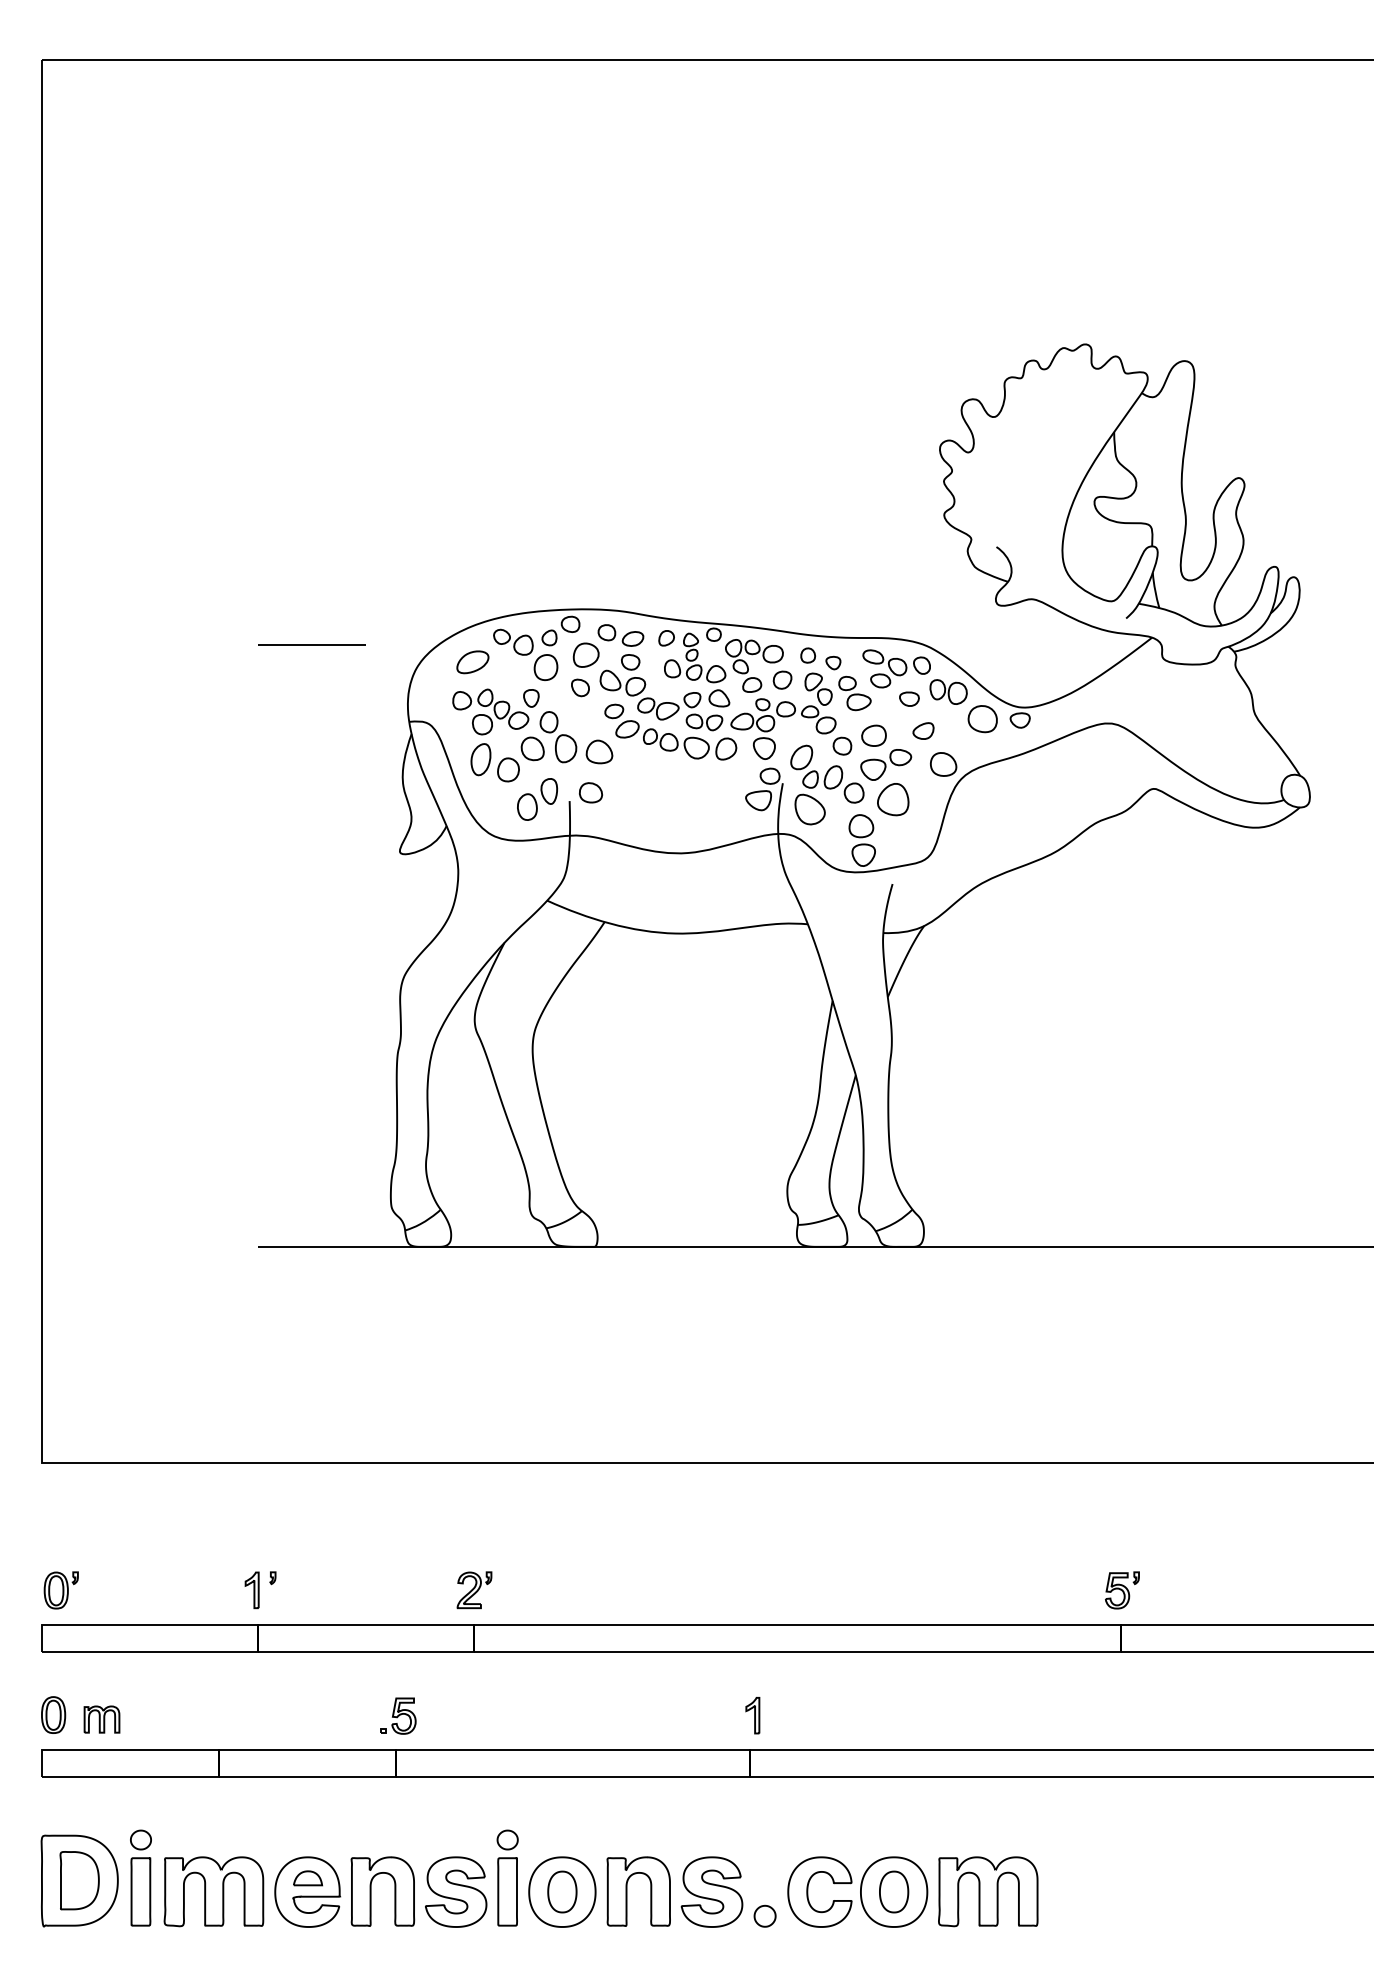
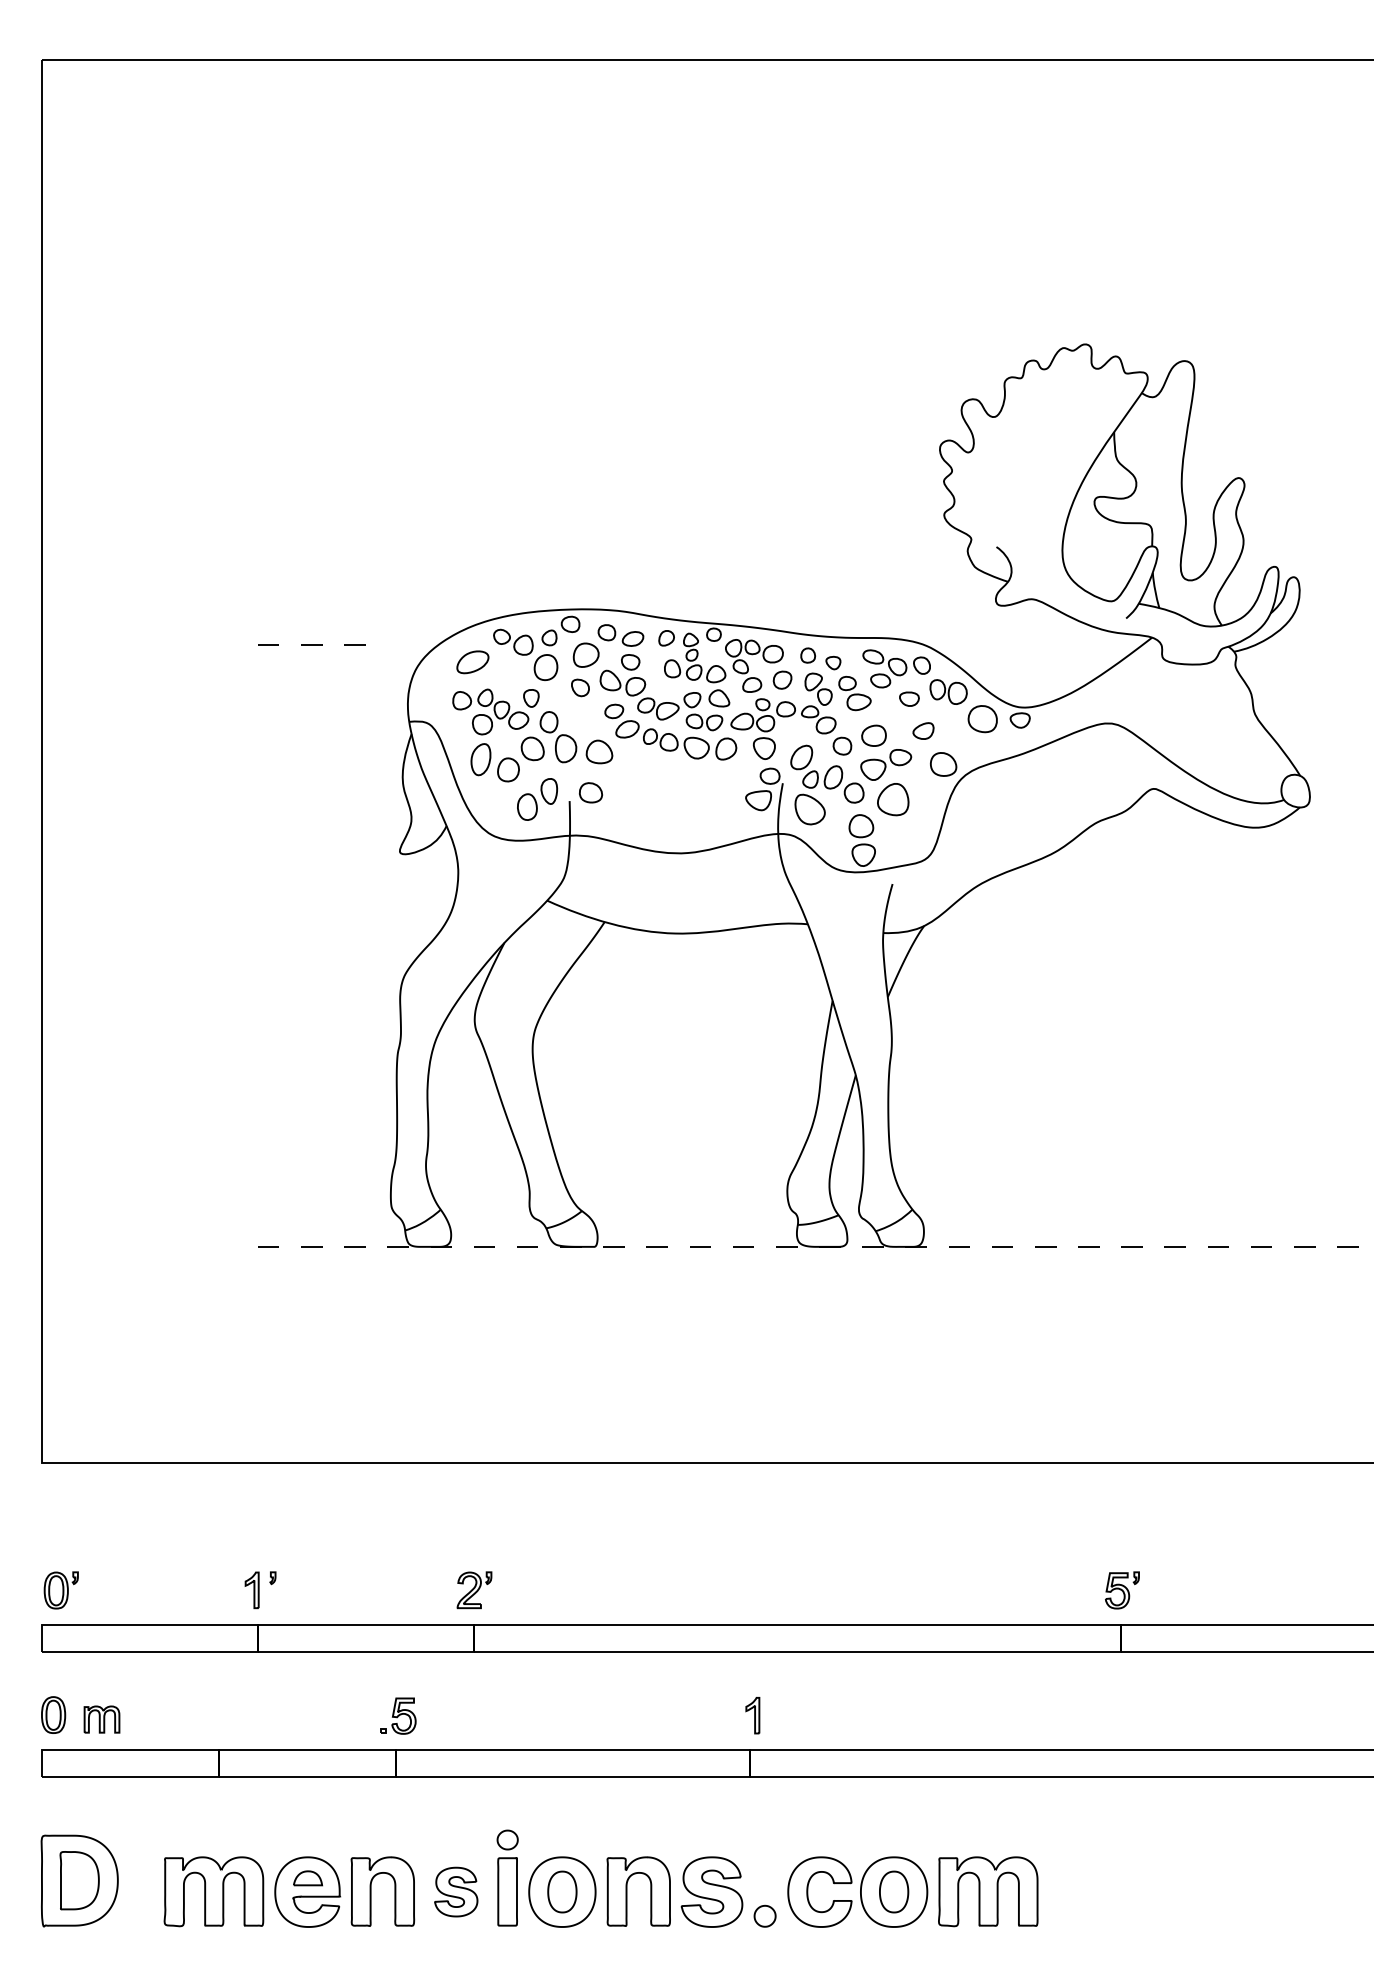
line: solid -> dashed (311, 644)
line: solid -> dashed (815, 1246)
part: present -> none (140, 1877)
part size: 63x72 px -> 45x52 px (456, 1891)
